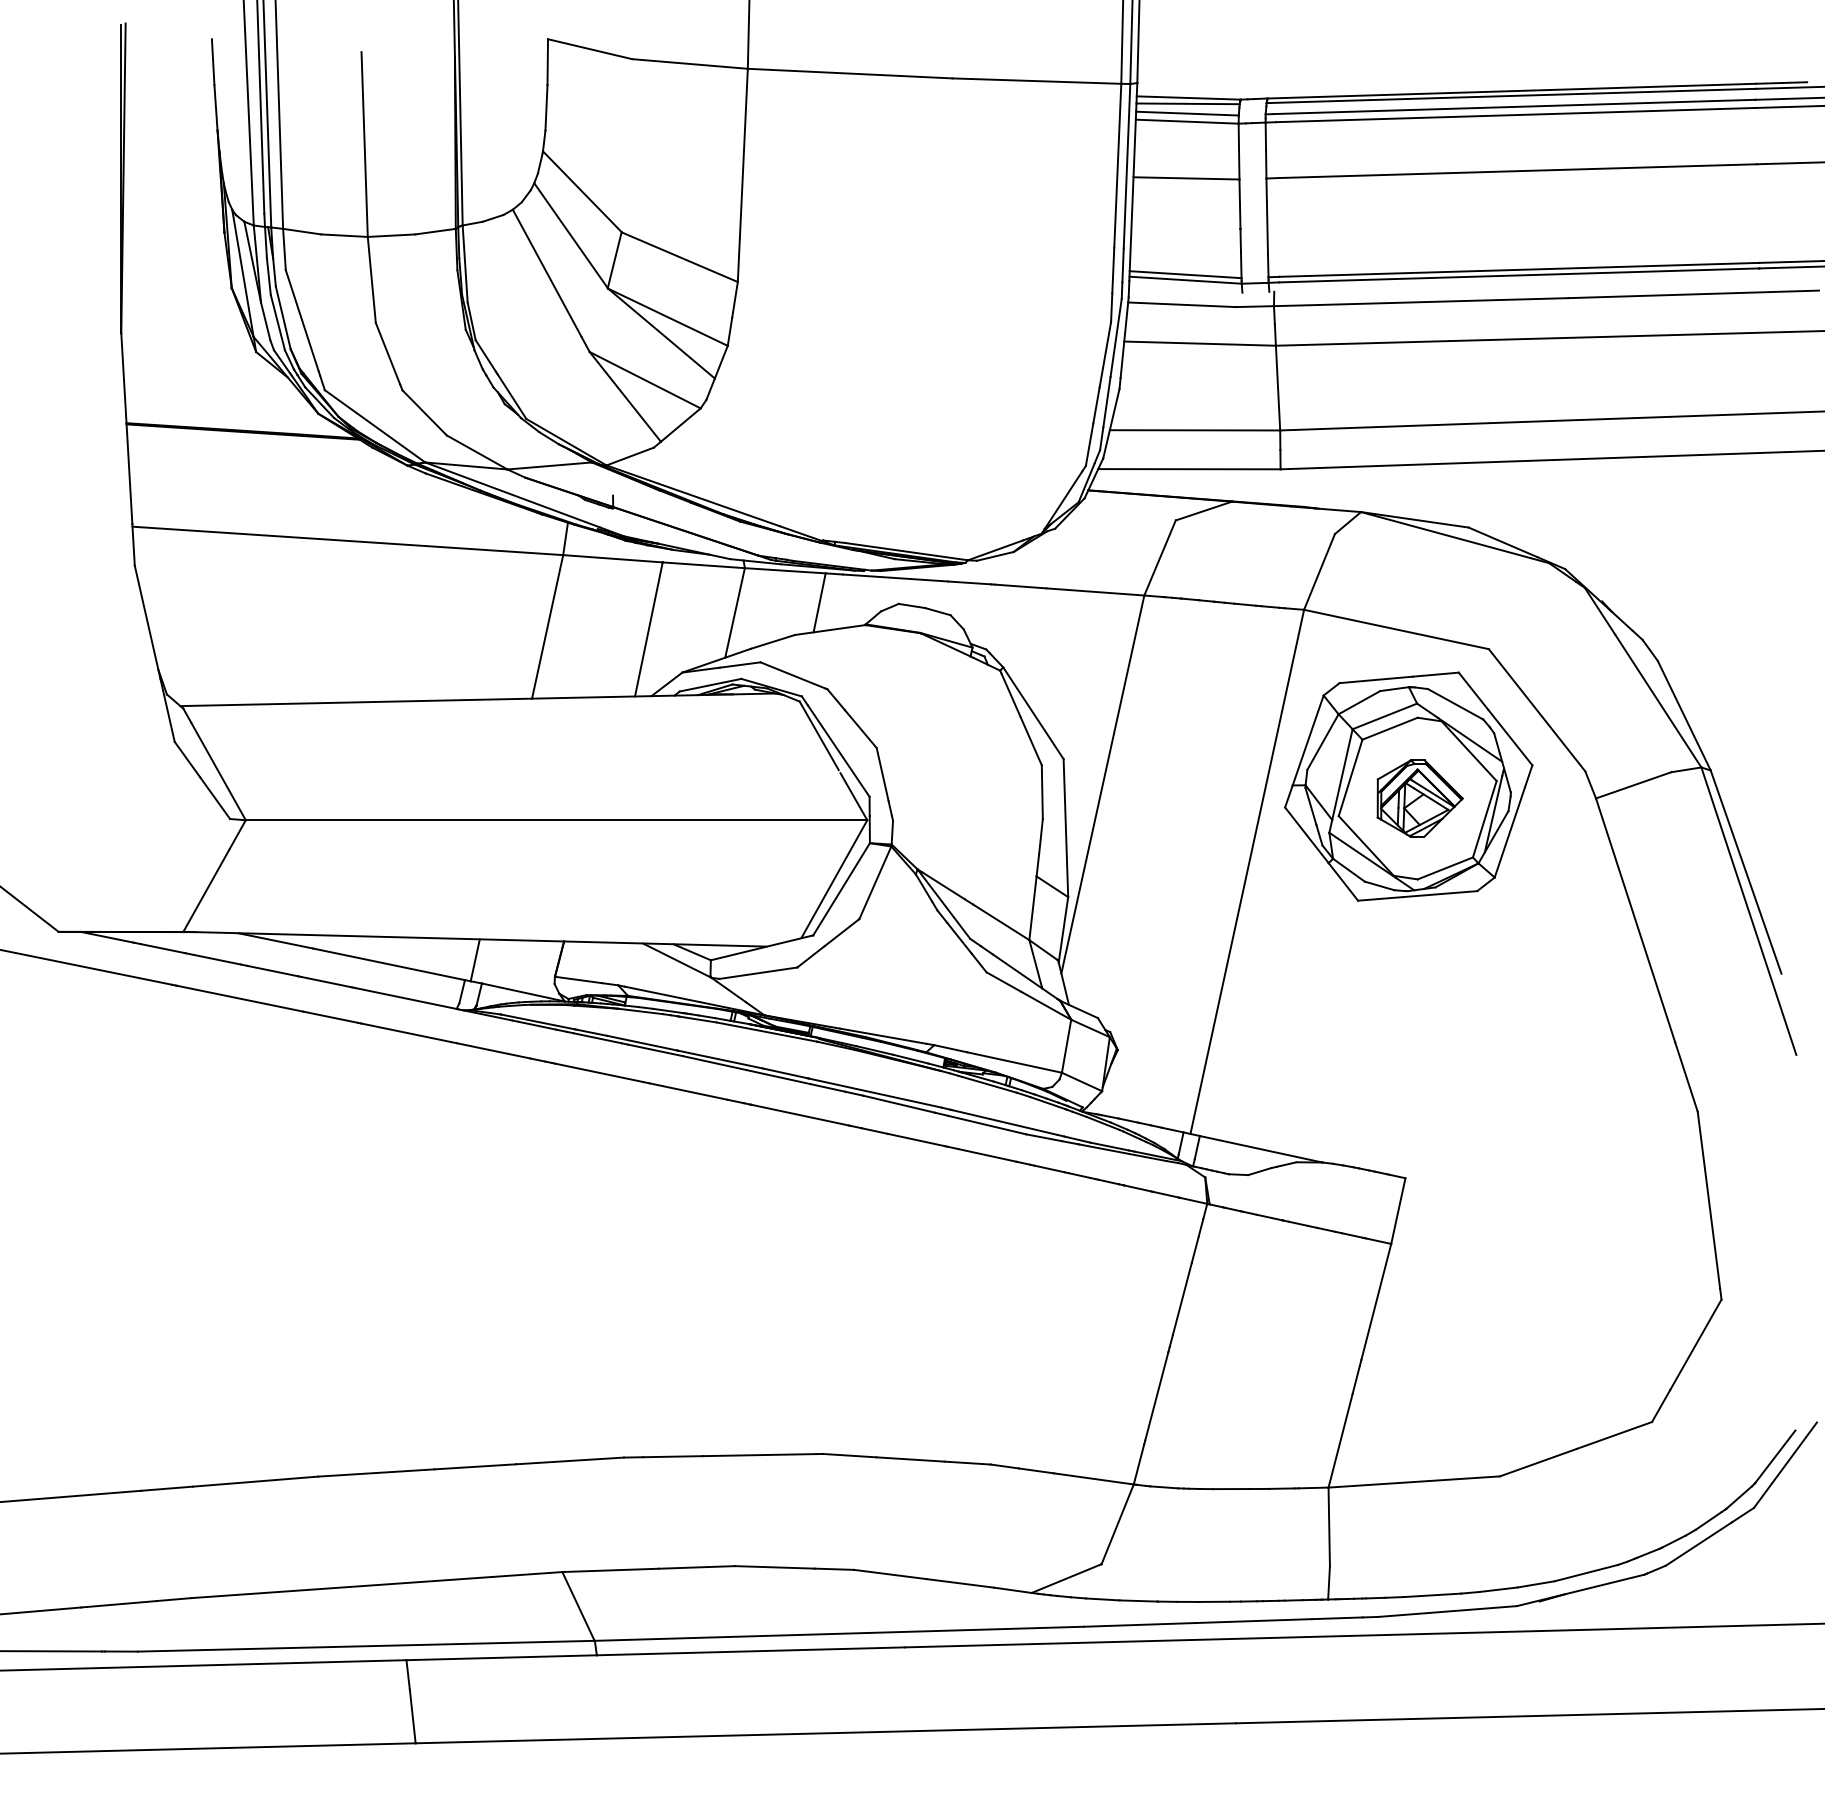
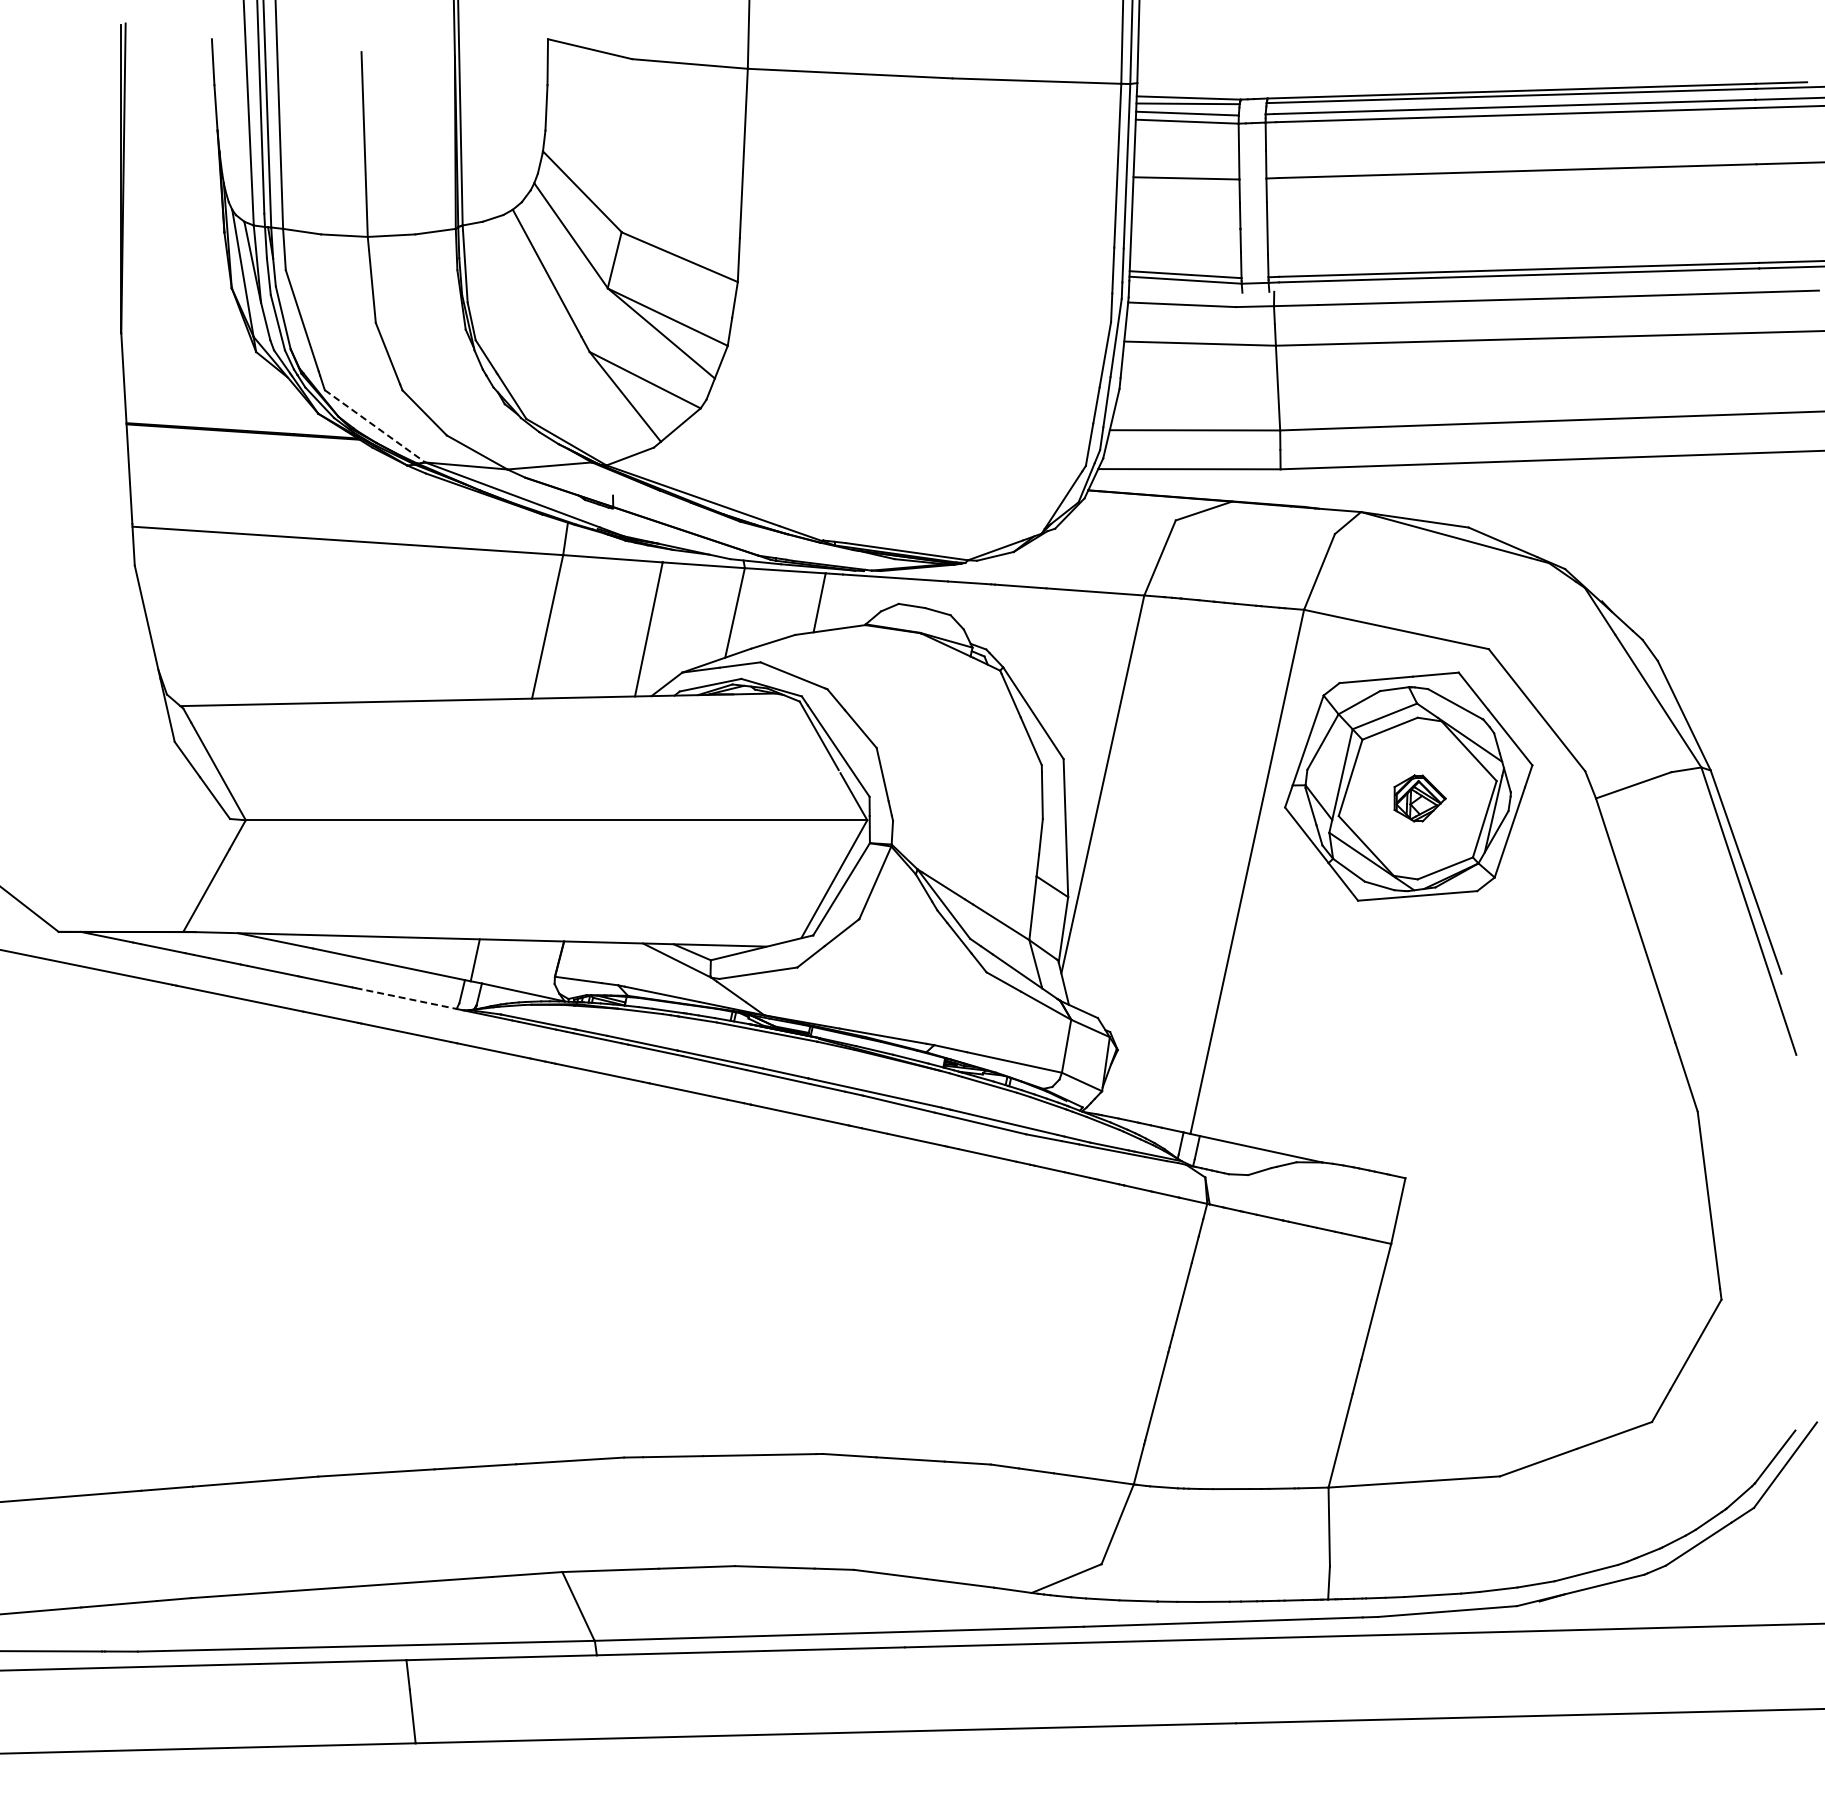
line: solid -> dashed (375, 426)
part size: 88x79 px -> 54x49 px (1419, 798)
line: solid -> dashed (407, 998)
